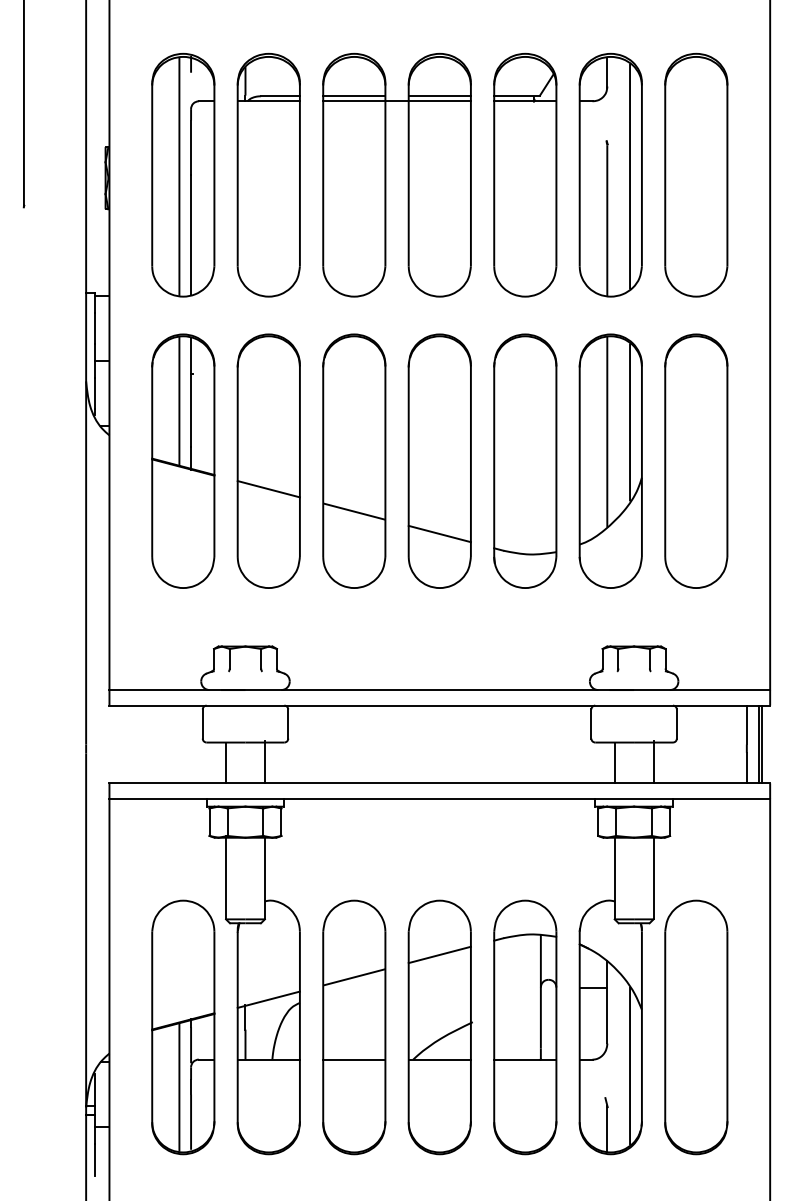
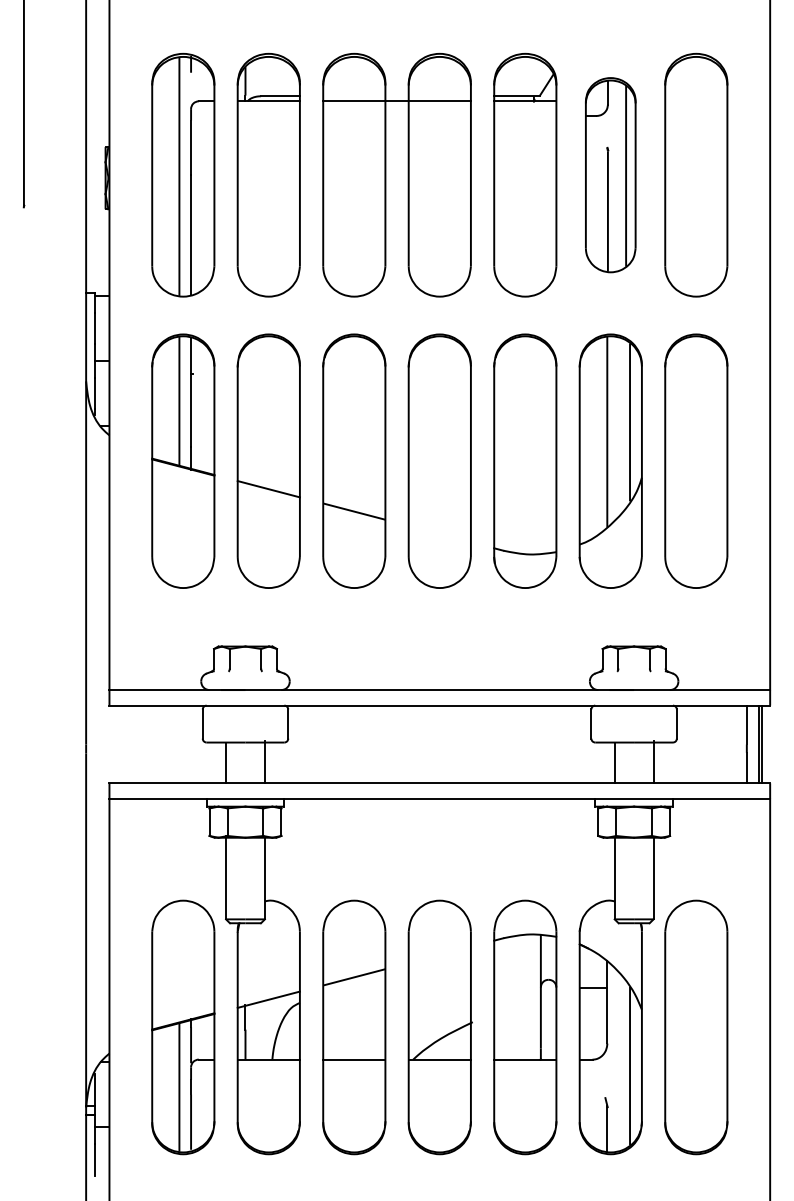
line: present -> none (354, 96)
line: present -> none (439, 96)
part size: 65x246 px -> 52x197 px (610, 175)
line: present -> none (439, 533)
line: present -> none (439, 954)
